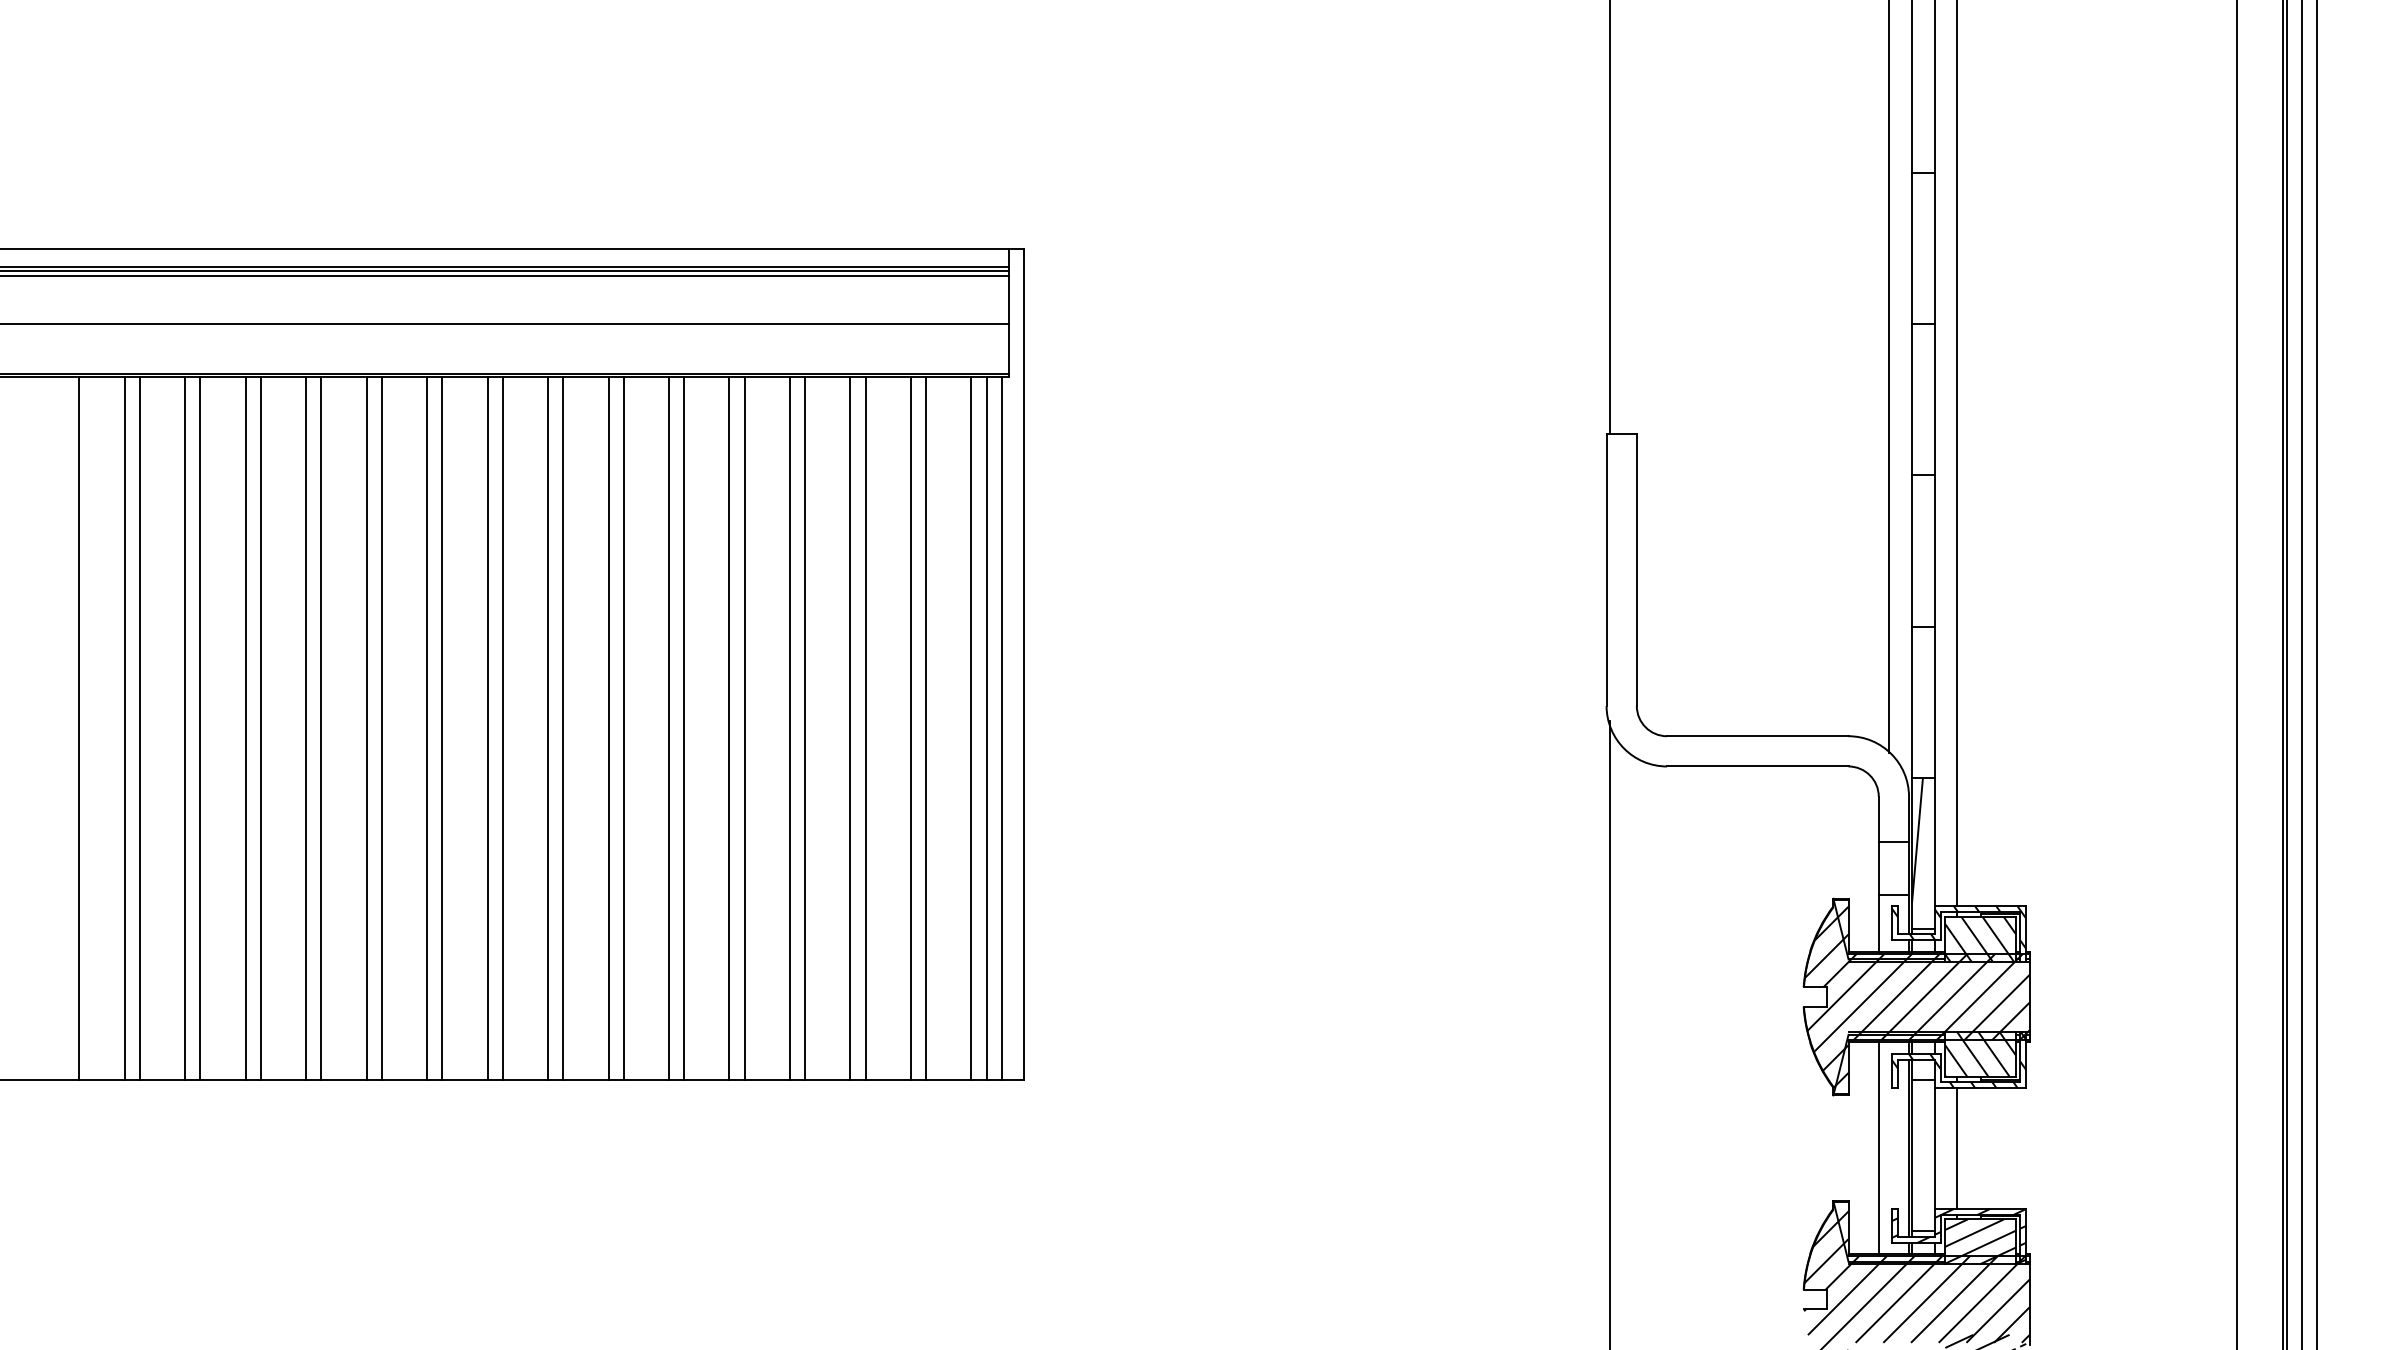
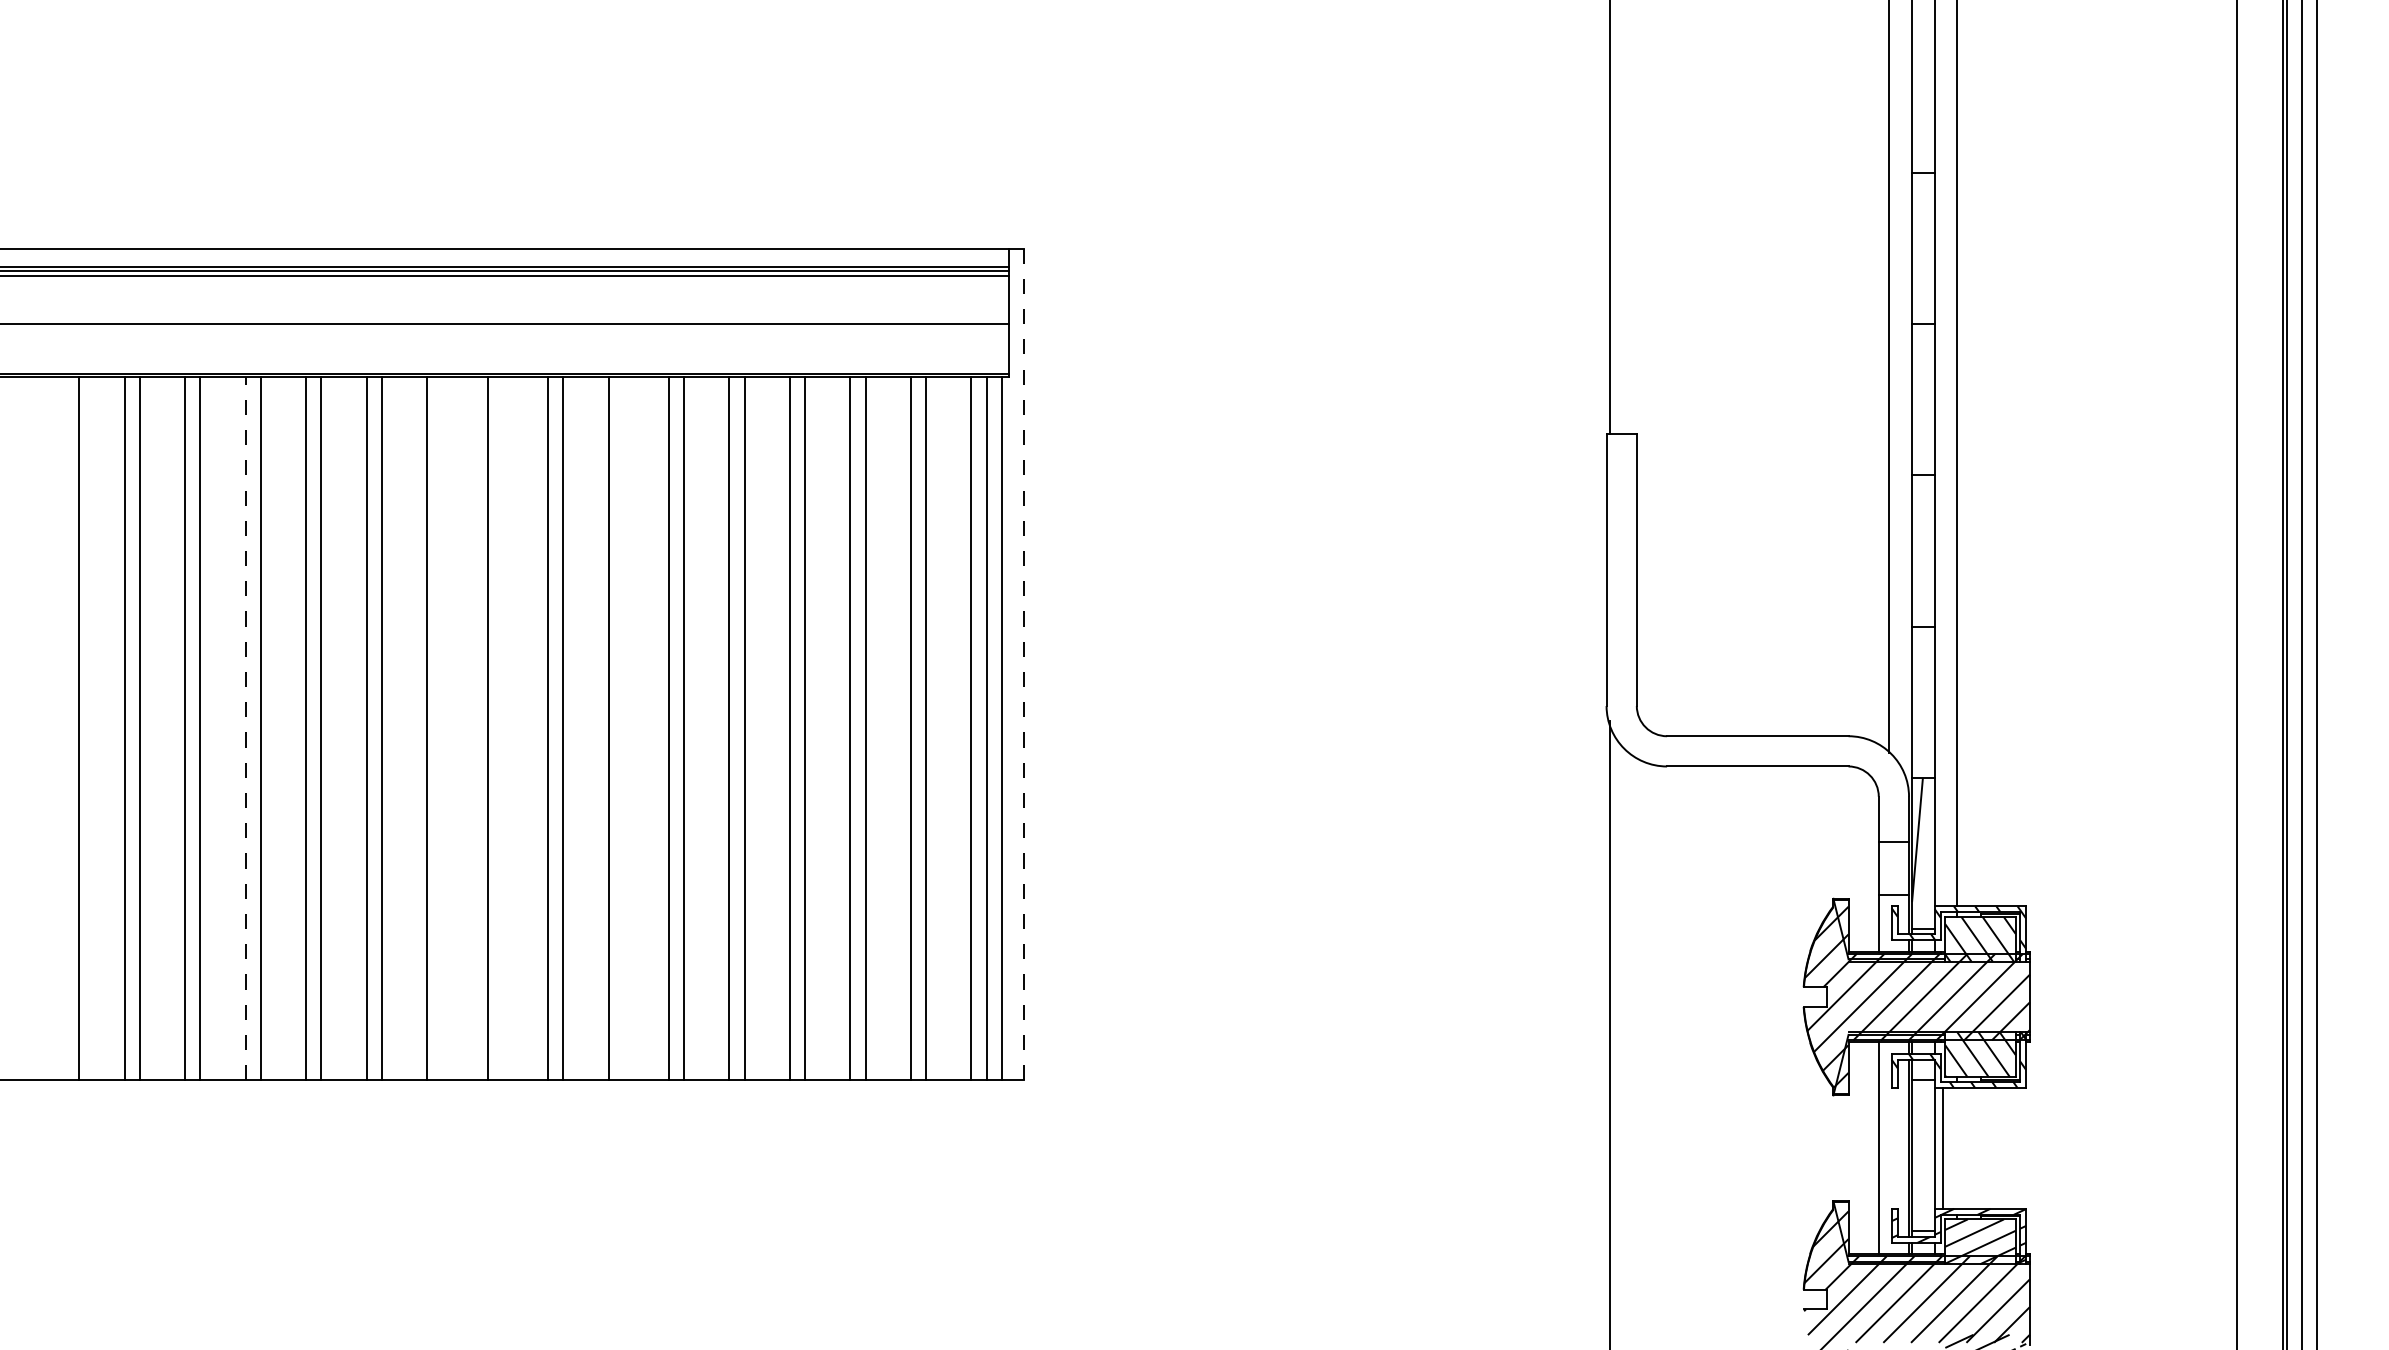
line: solid -> dashed (1024, 664)
line: solid -> dashed (245, 728)
line: present -> none (442, 728)
line: present -> none (502, 728)
line: present -> none (623, 728)
line position: (1957, 1147) -> (1943, 1147) (1943, 1147)
